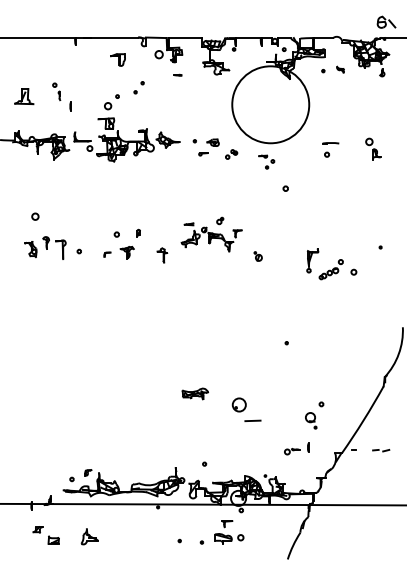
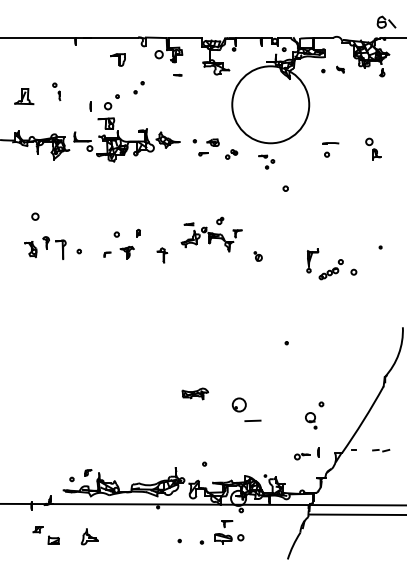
part position: (70, 106) -> (90, 106) (90, 106)
part position: (296, 448) -> (306, 453) (306, 453)
line: none -> present (355, 514)
